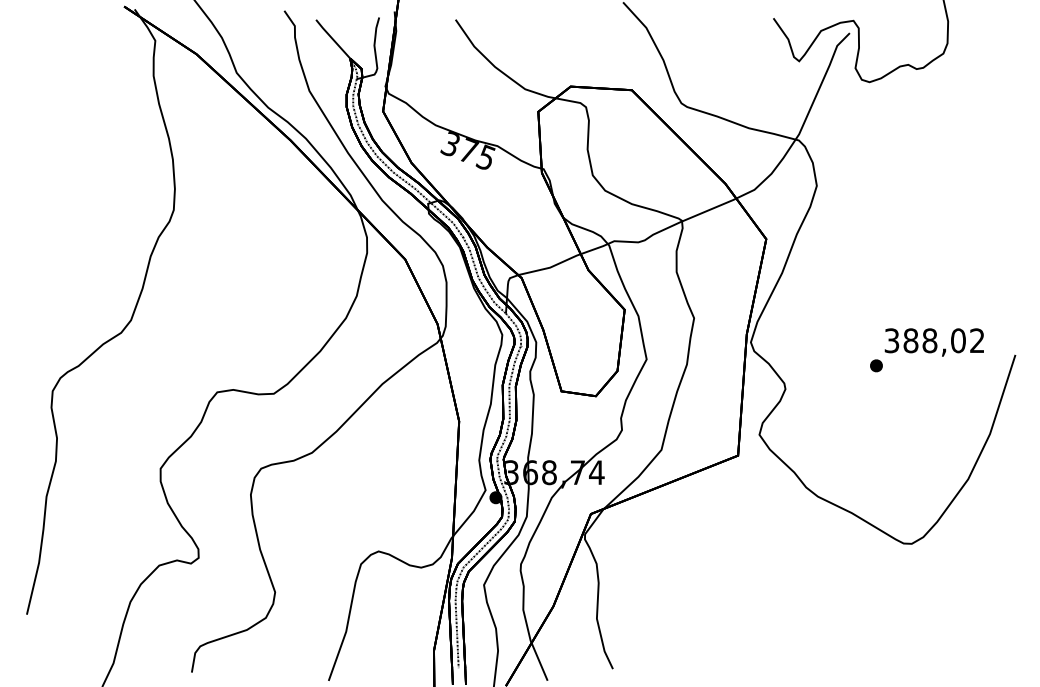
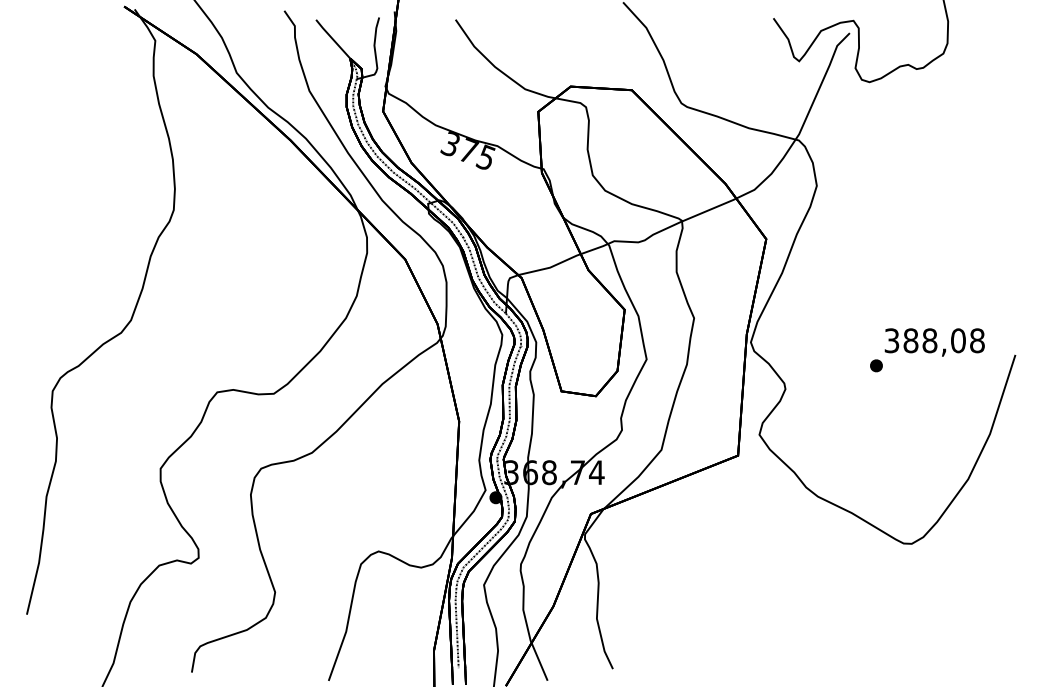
text: 388,02 -> 388,08 (977, 340)
